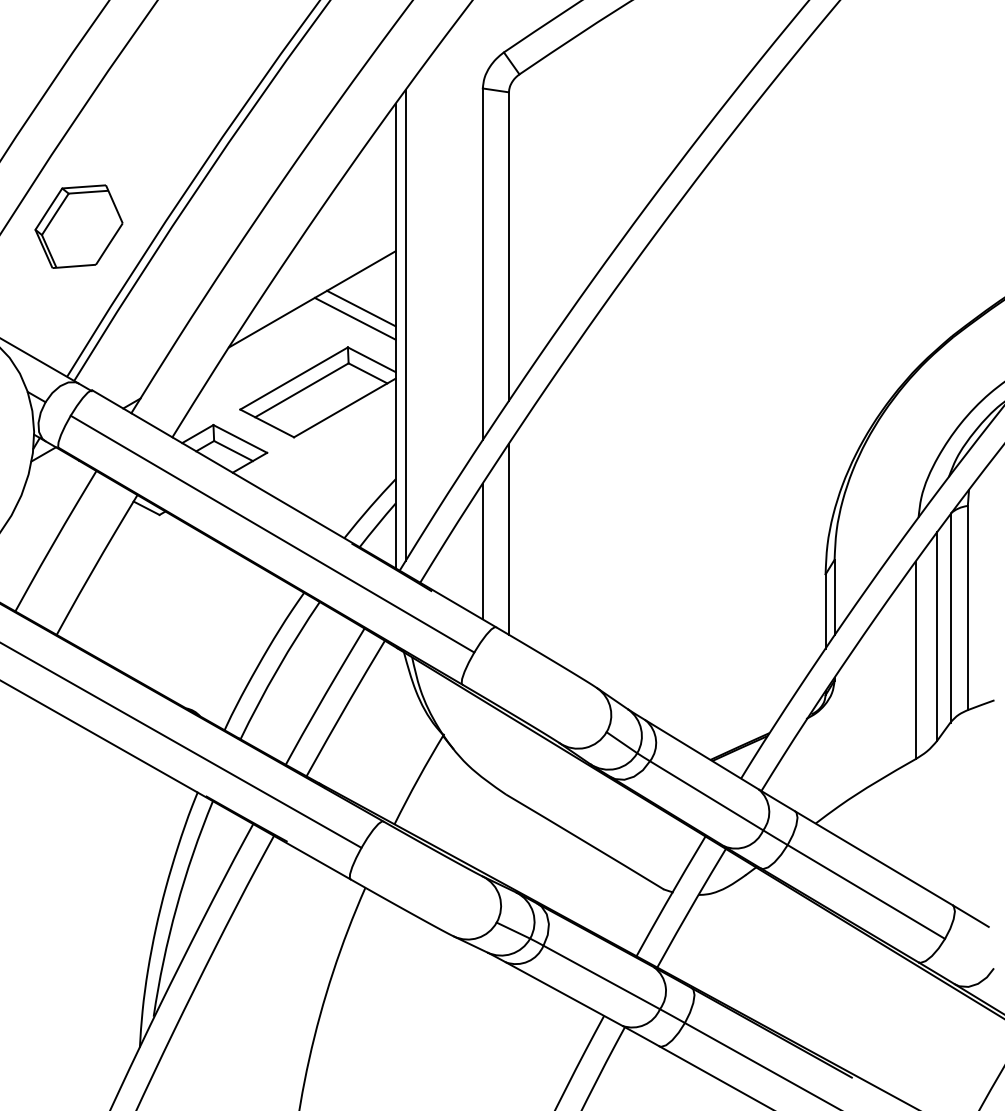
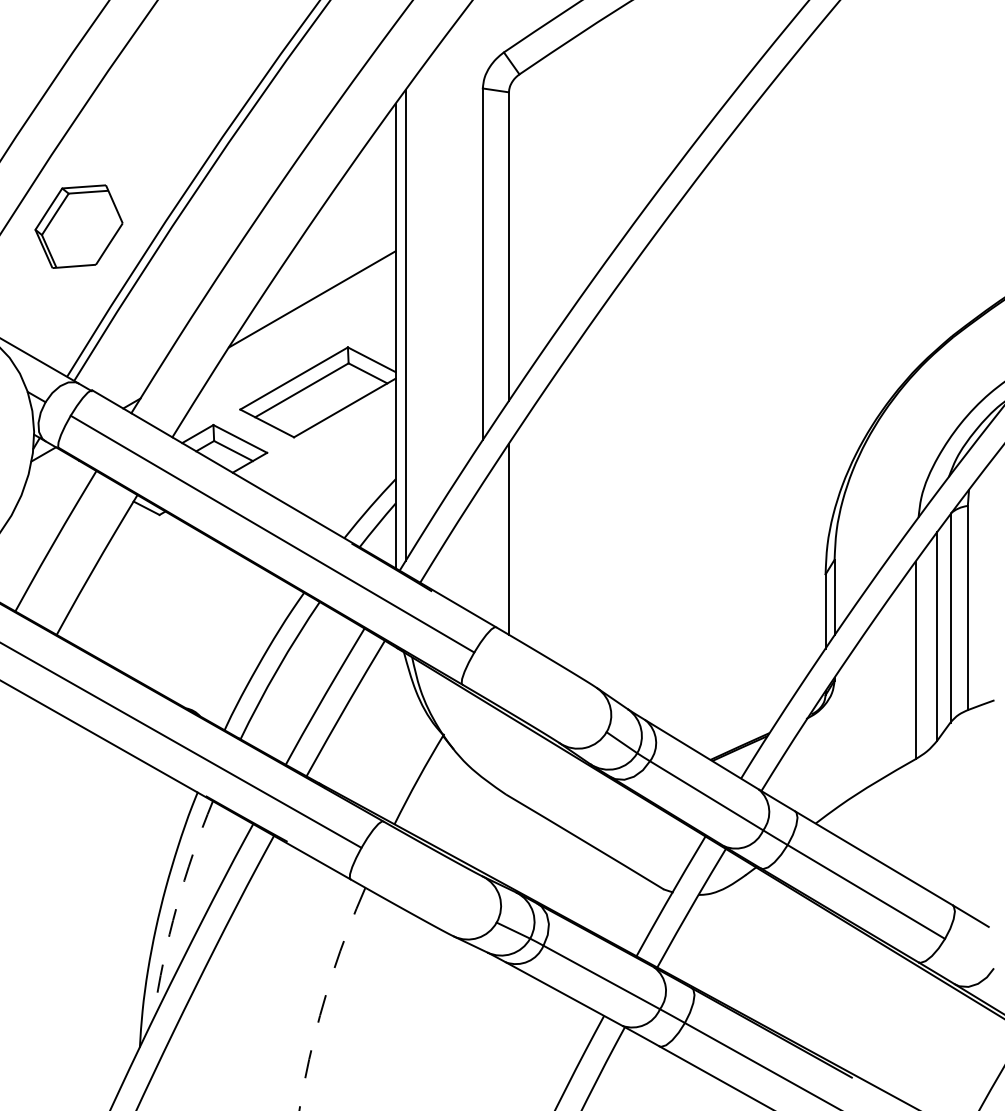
line: present -> none (361, 308)
line: present -> none (354, 318)
line: present -> none (482, 551)
arc: solid -> dashed (176, 907)
arc: solid -> dashed (325, 997)
